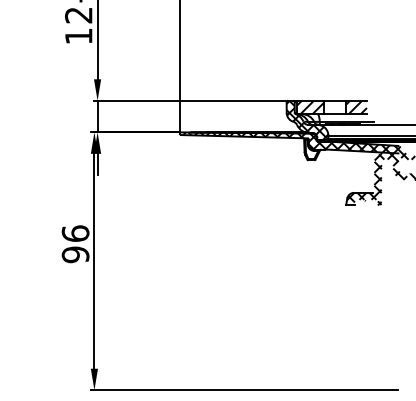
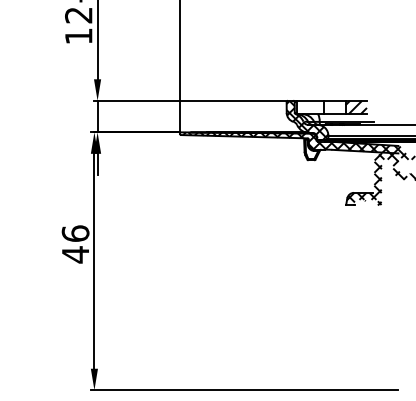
hatch: present -> none (310, 107)
text: 96 -> 46 (75, 254)
